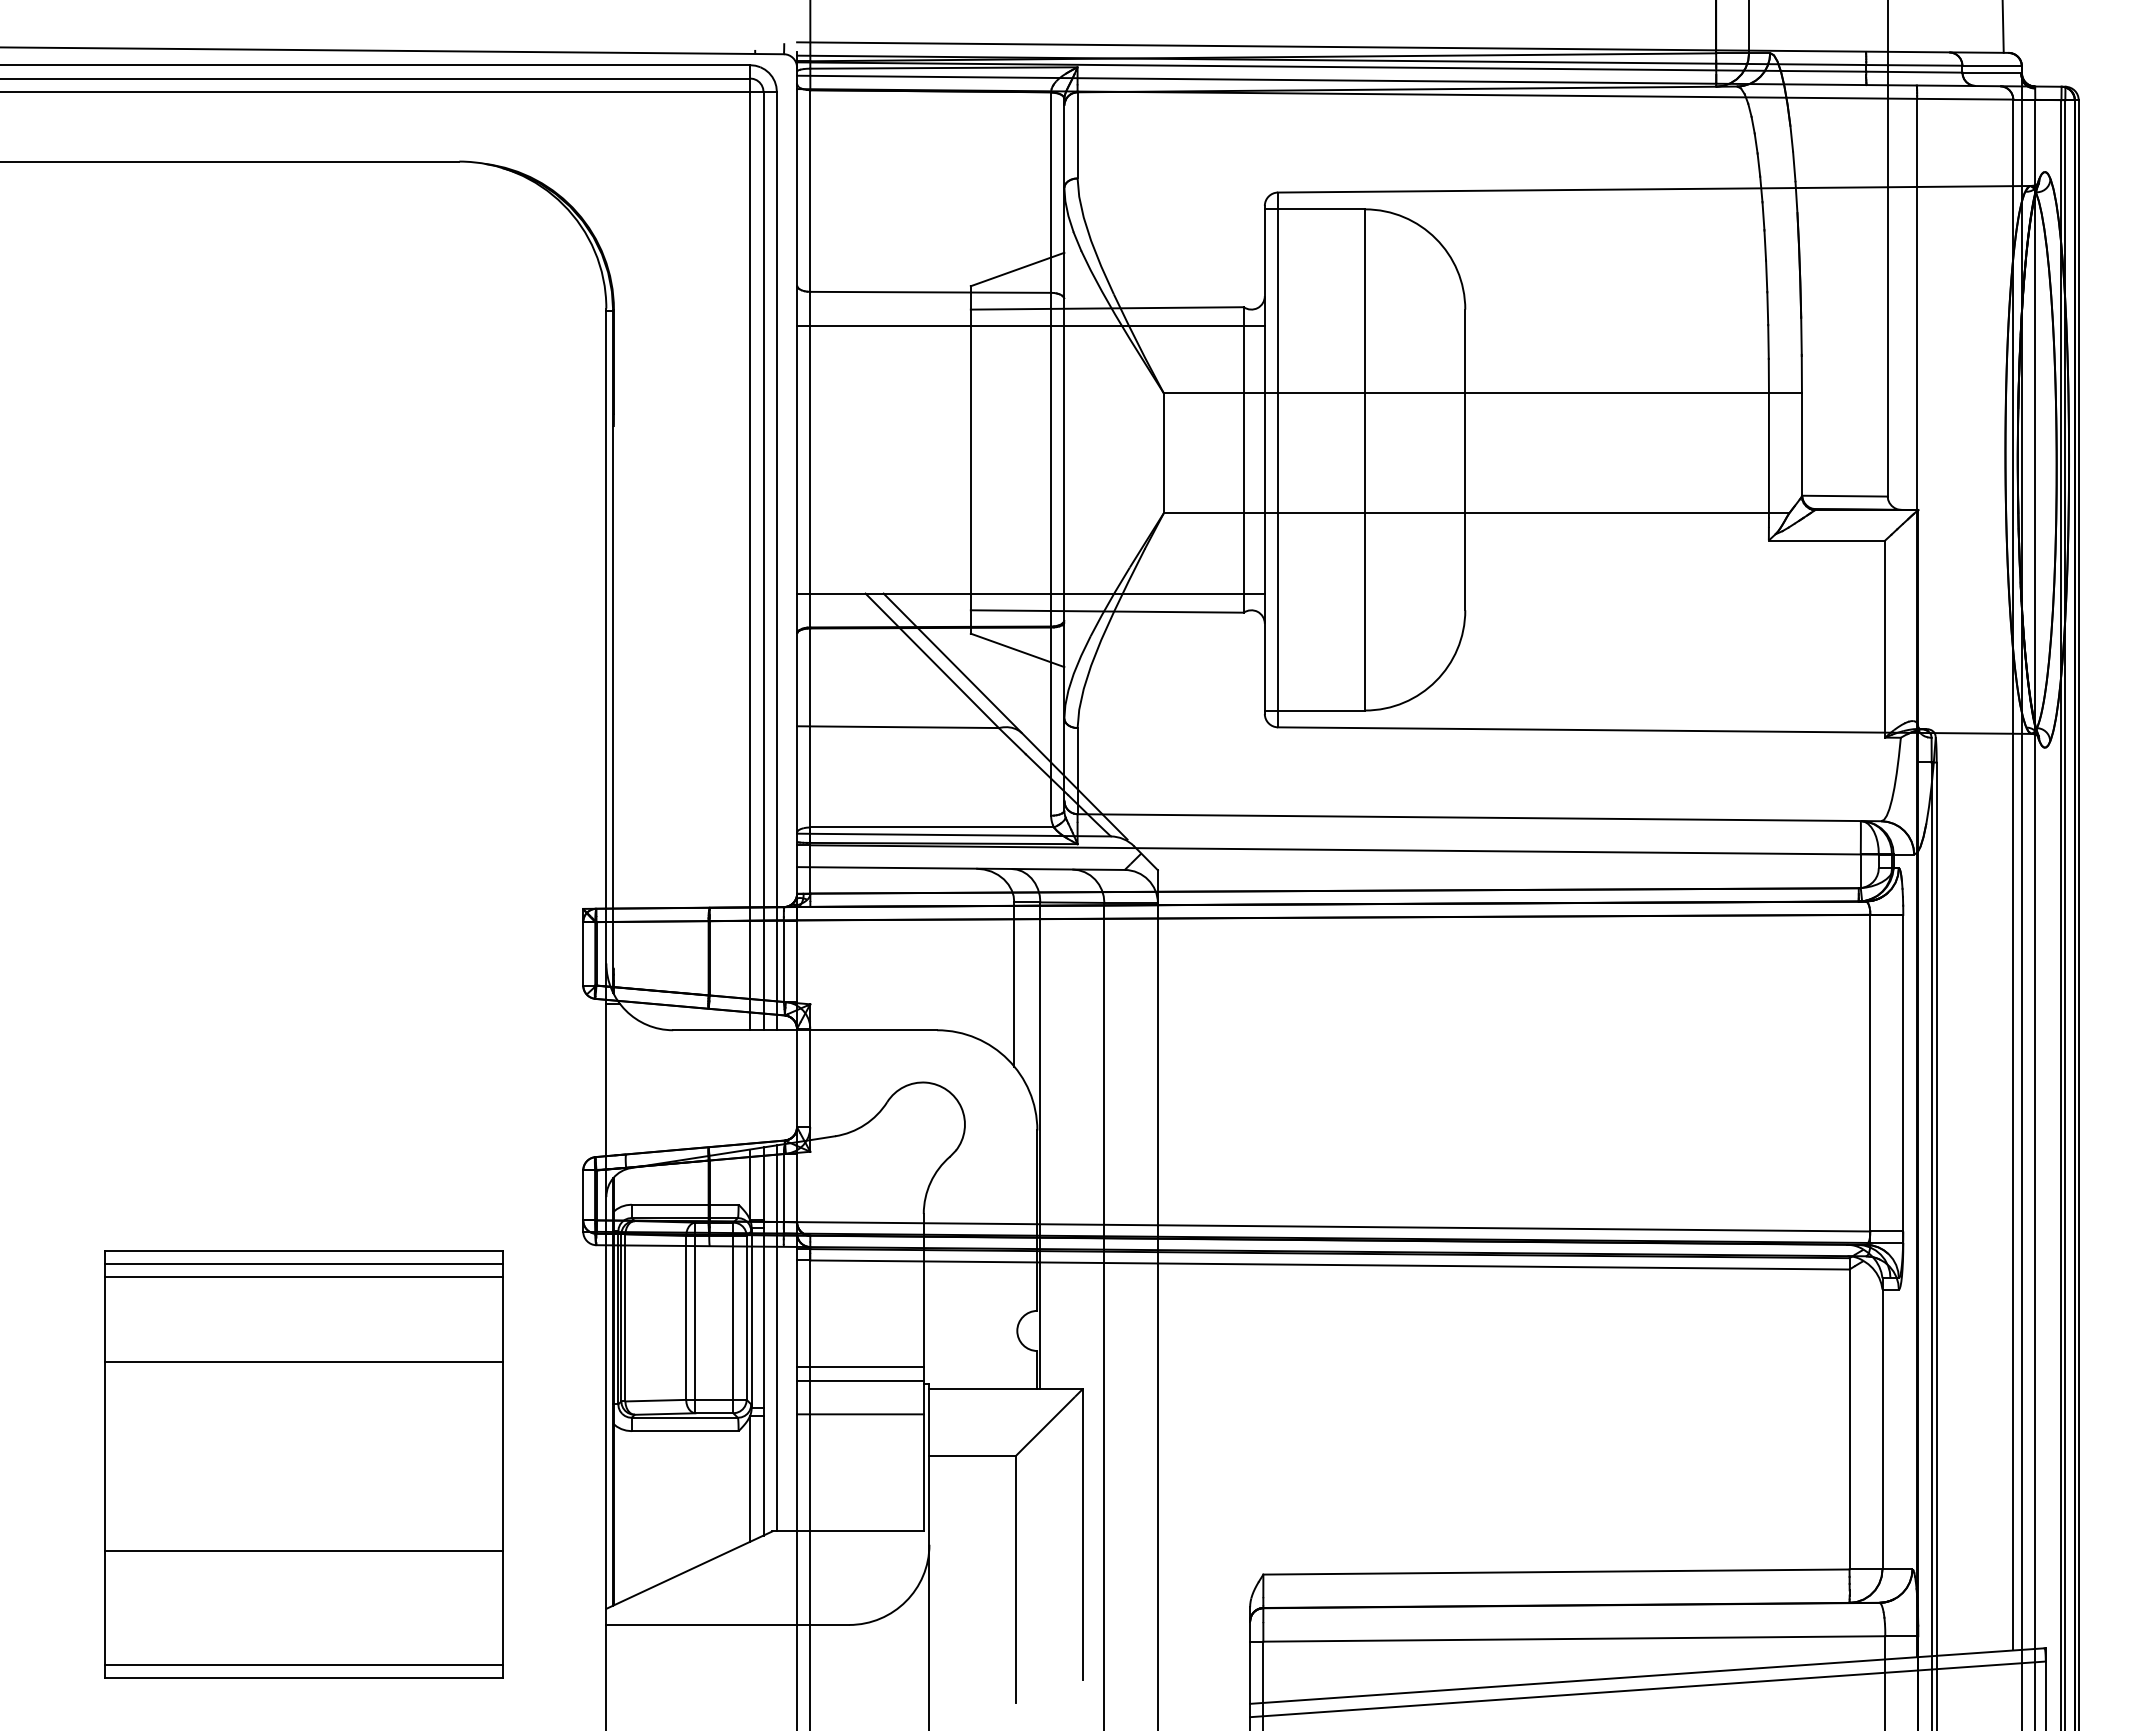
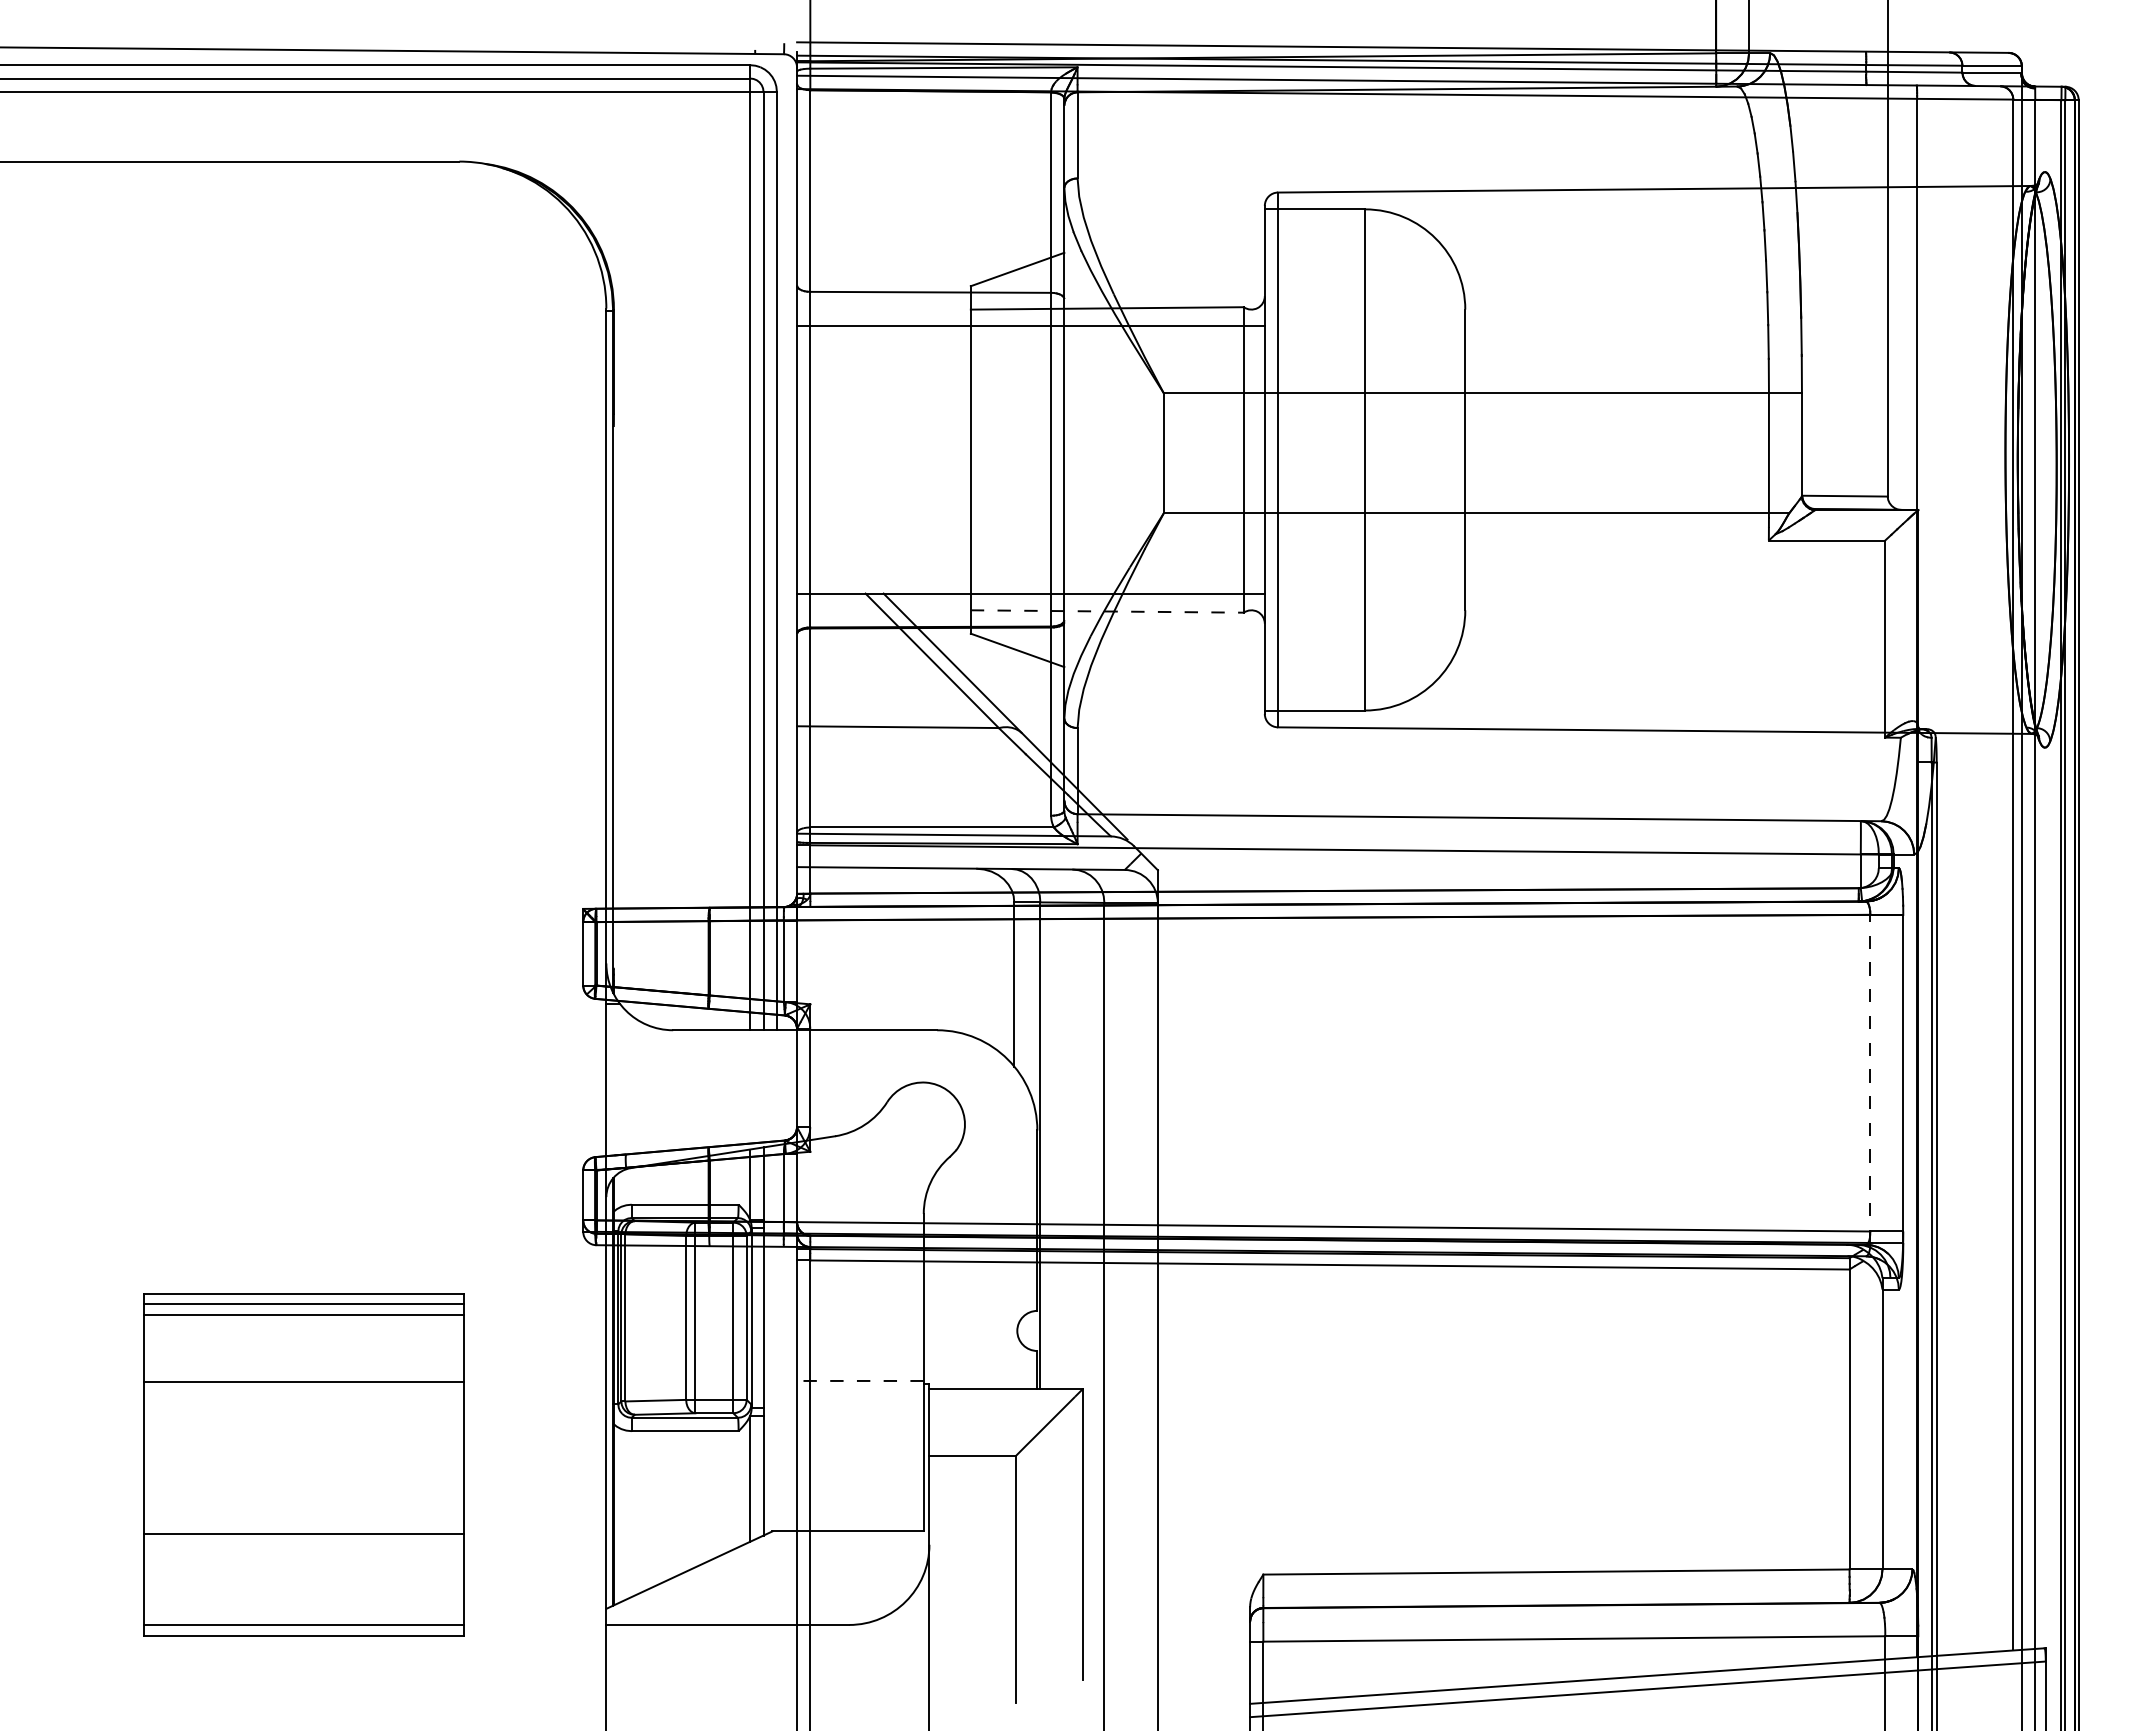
line: present -> none (2002, 27)
line: solid -> dashed (1107, 611)
line: solid -> dashed (1870, 1078)
line: present -> none (776, 1338)
line: present -> none (860, 1366)
line: solid -> dashed (859, 1380)
line: present -> none (860, 1414)
part size: 400x429 px -> 322x344 px (303, 1464)
